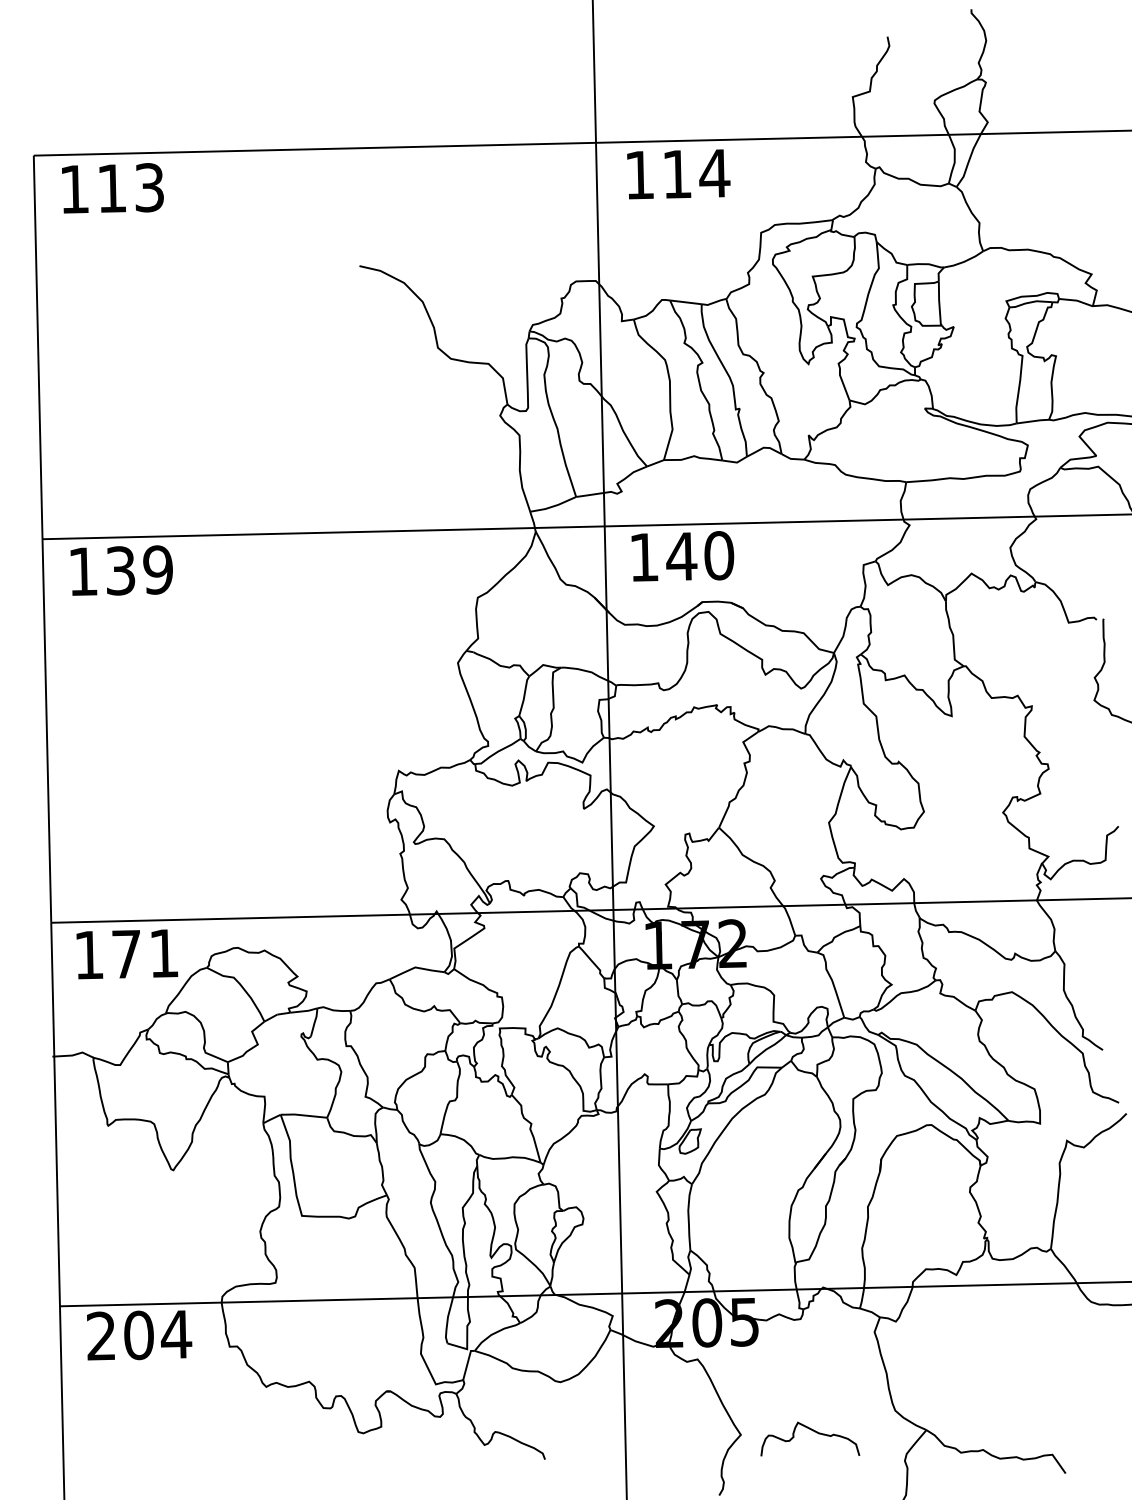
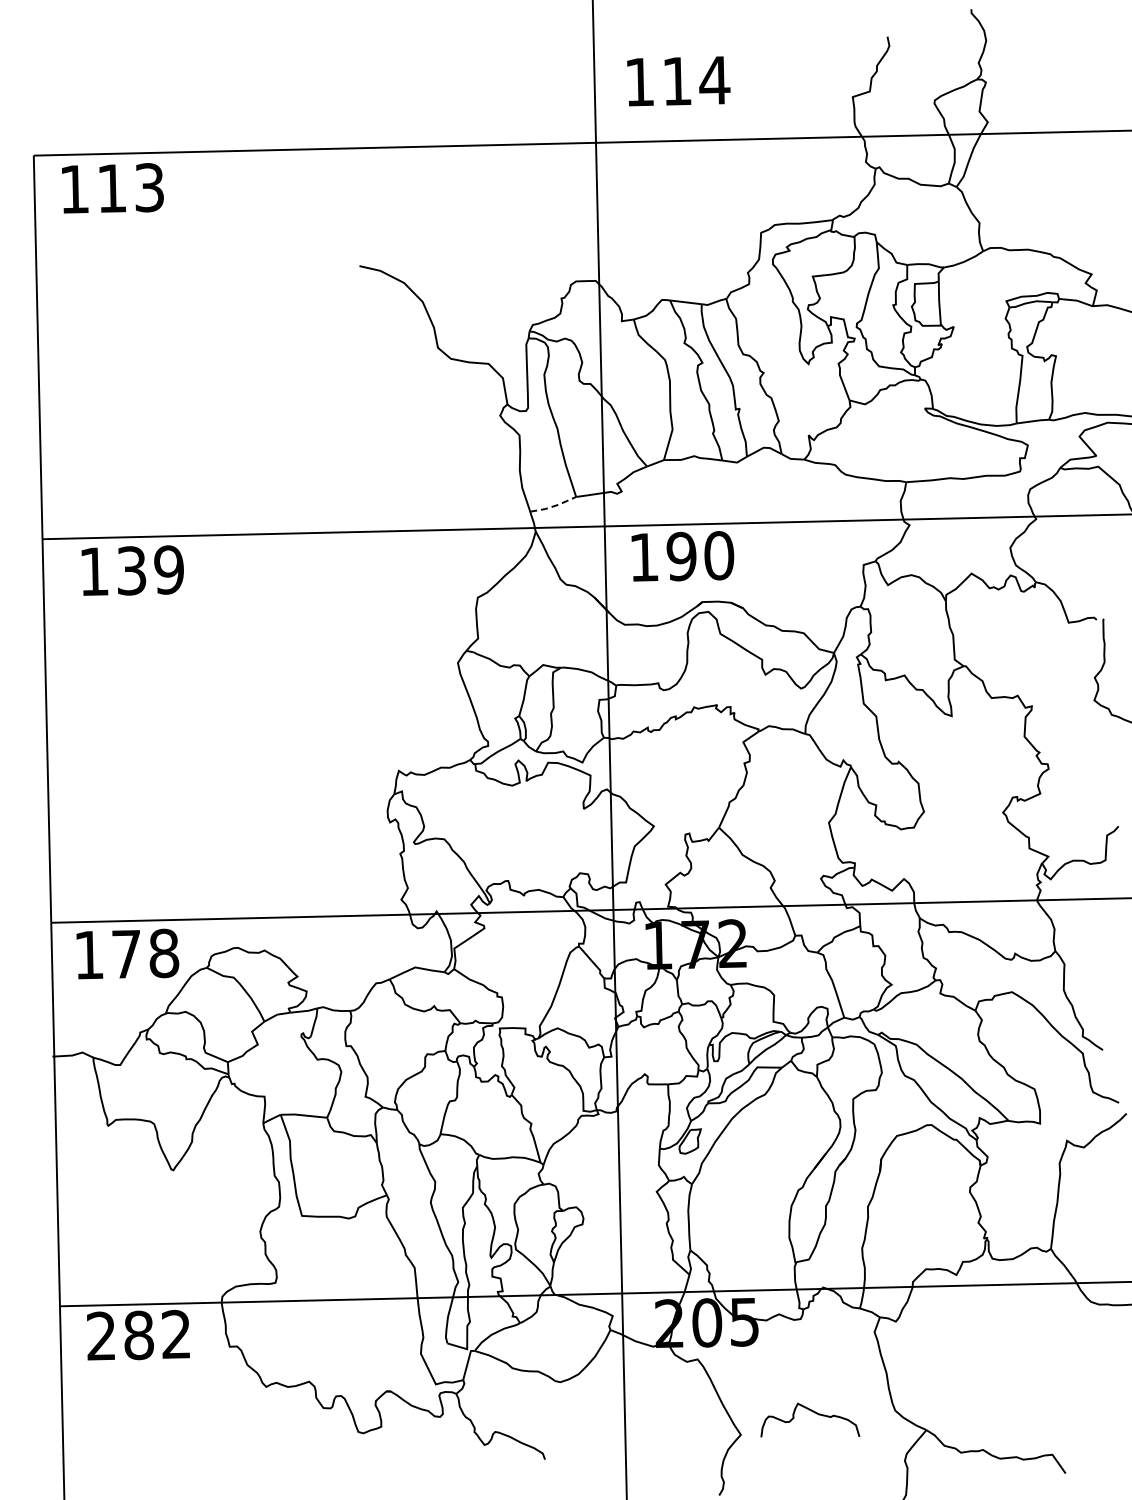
text position: (678, 174) -> (678, 81) (678, 81)
line: solid -> dashed (553, 506)
text: 140 -> 190 (681, 556)
text position: (121, 570) -> (132, 570) (132, 570)
text: 171 -> 178 (164, 953)
text: 204 -> 282 (158, 1334)
curve position: (814, 1432) -> (814, 1413) (814, 1413)
